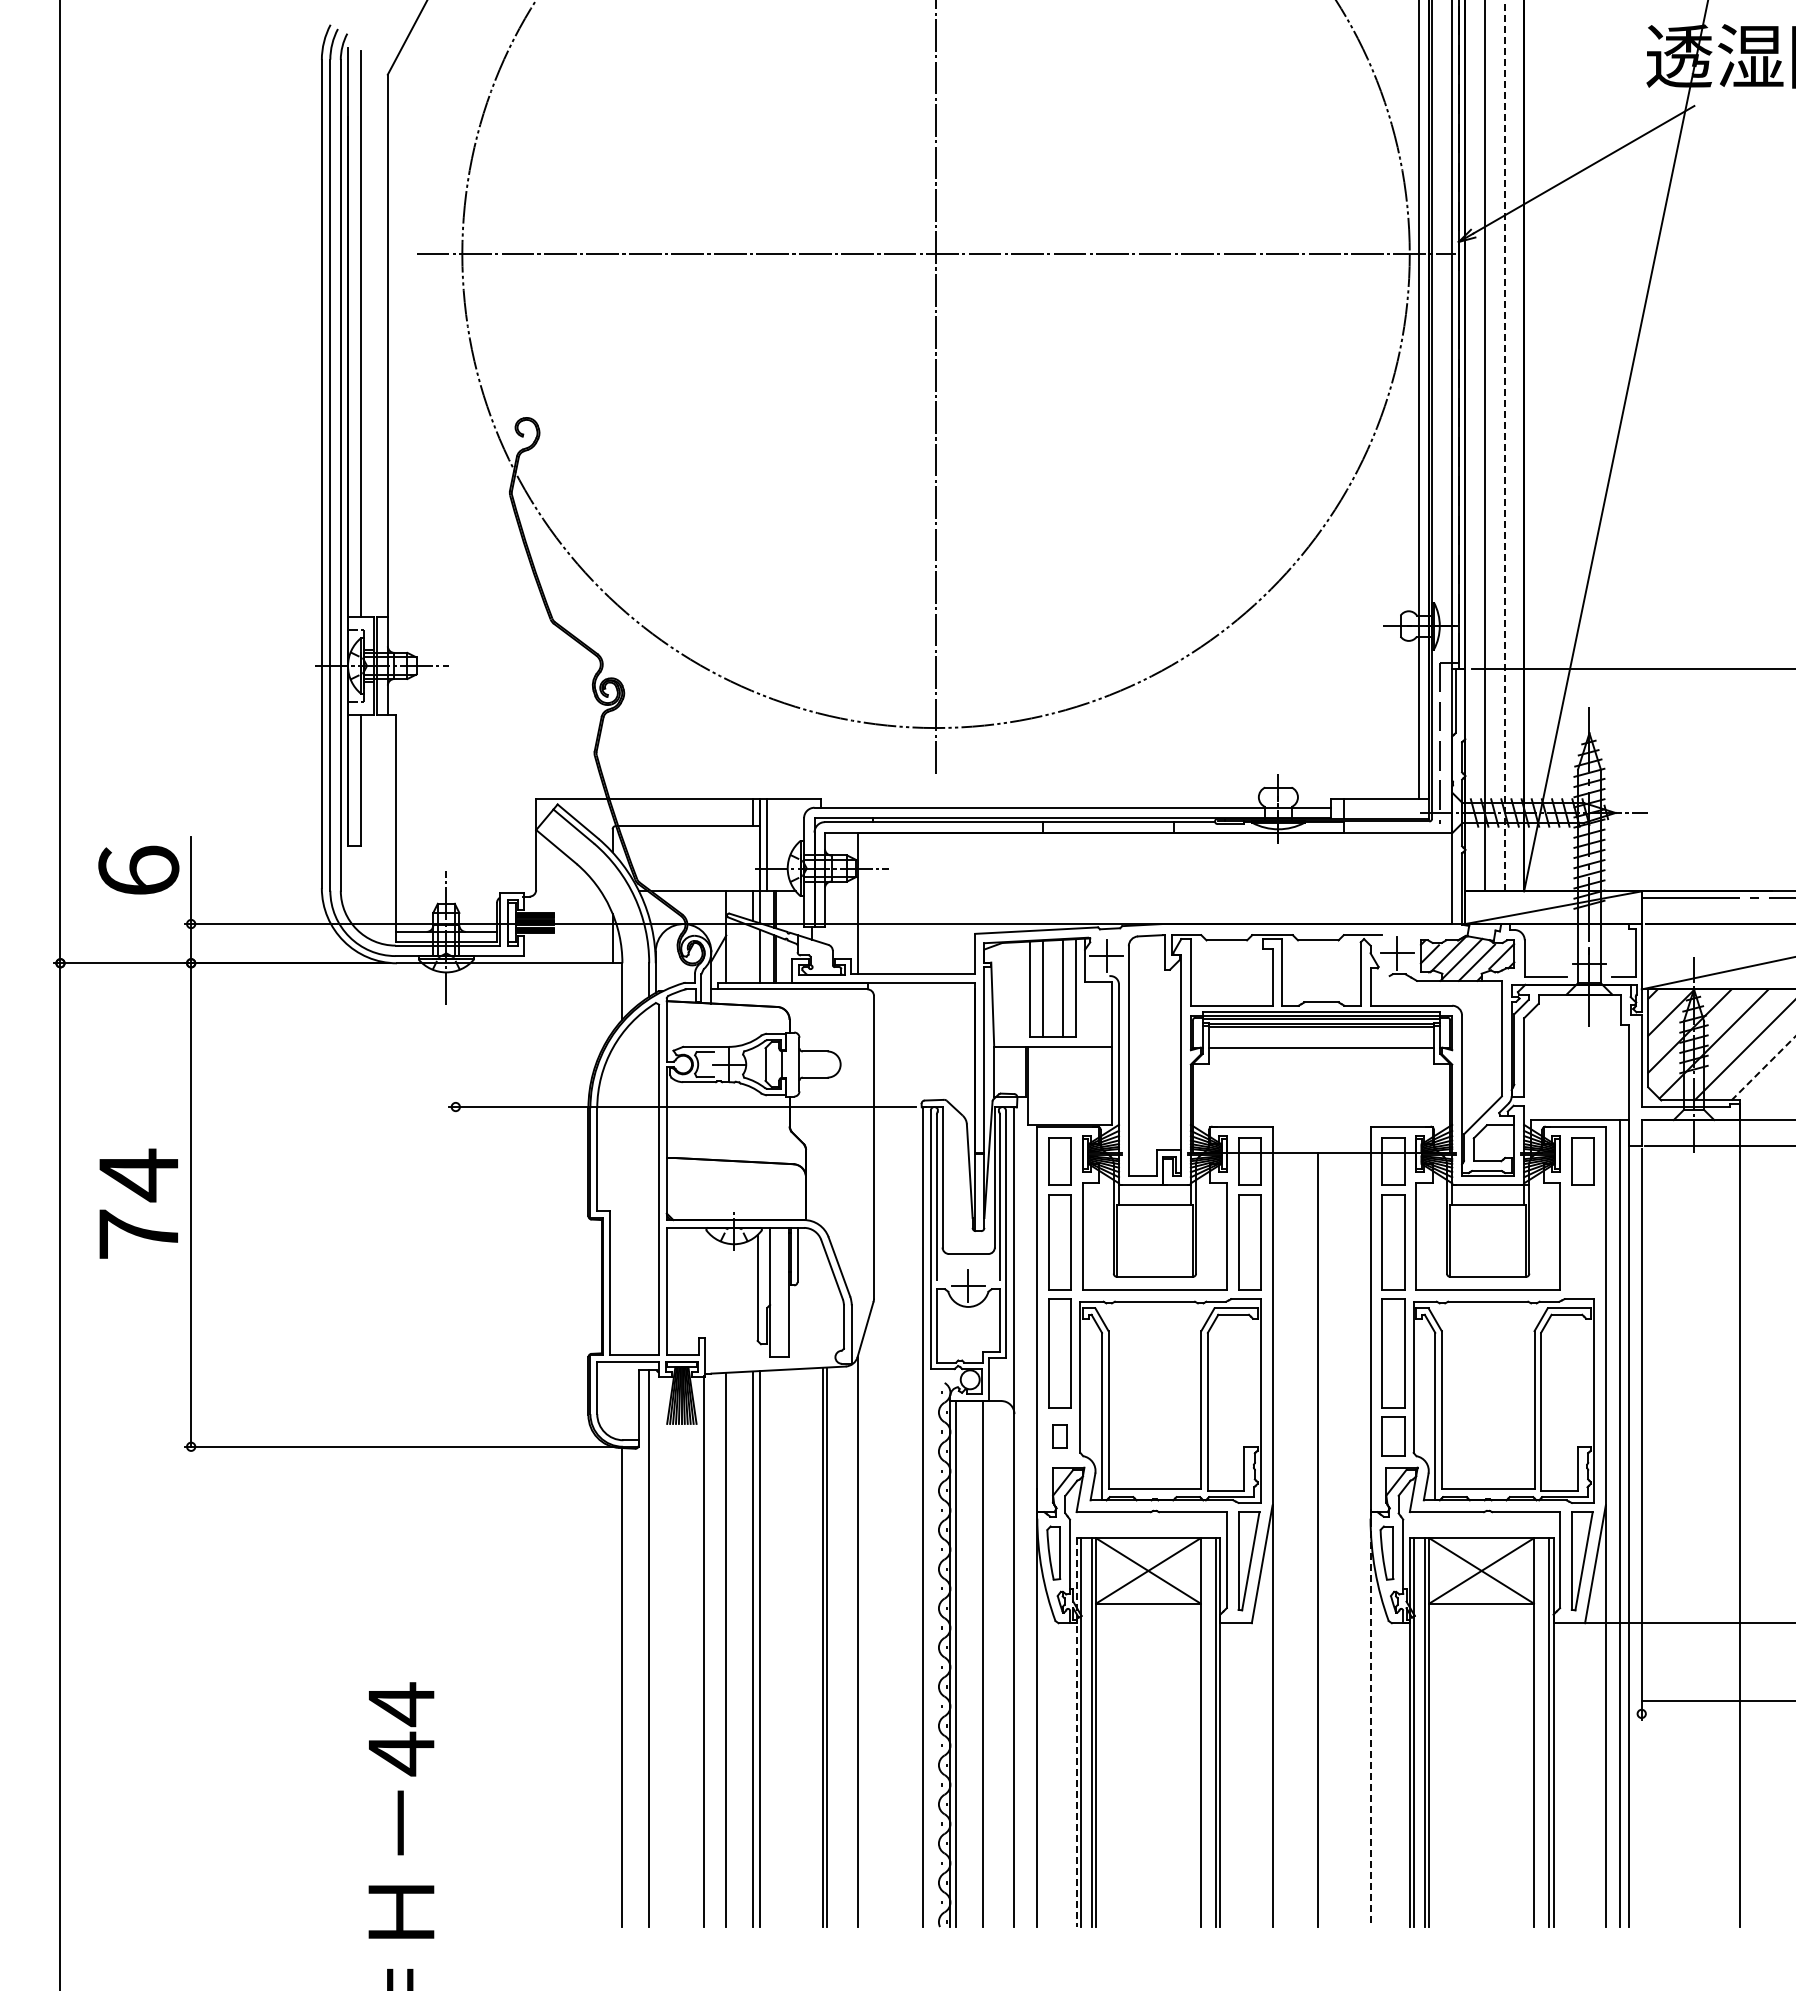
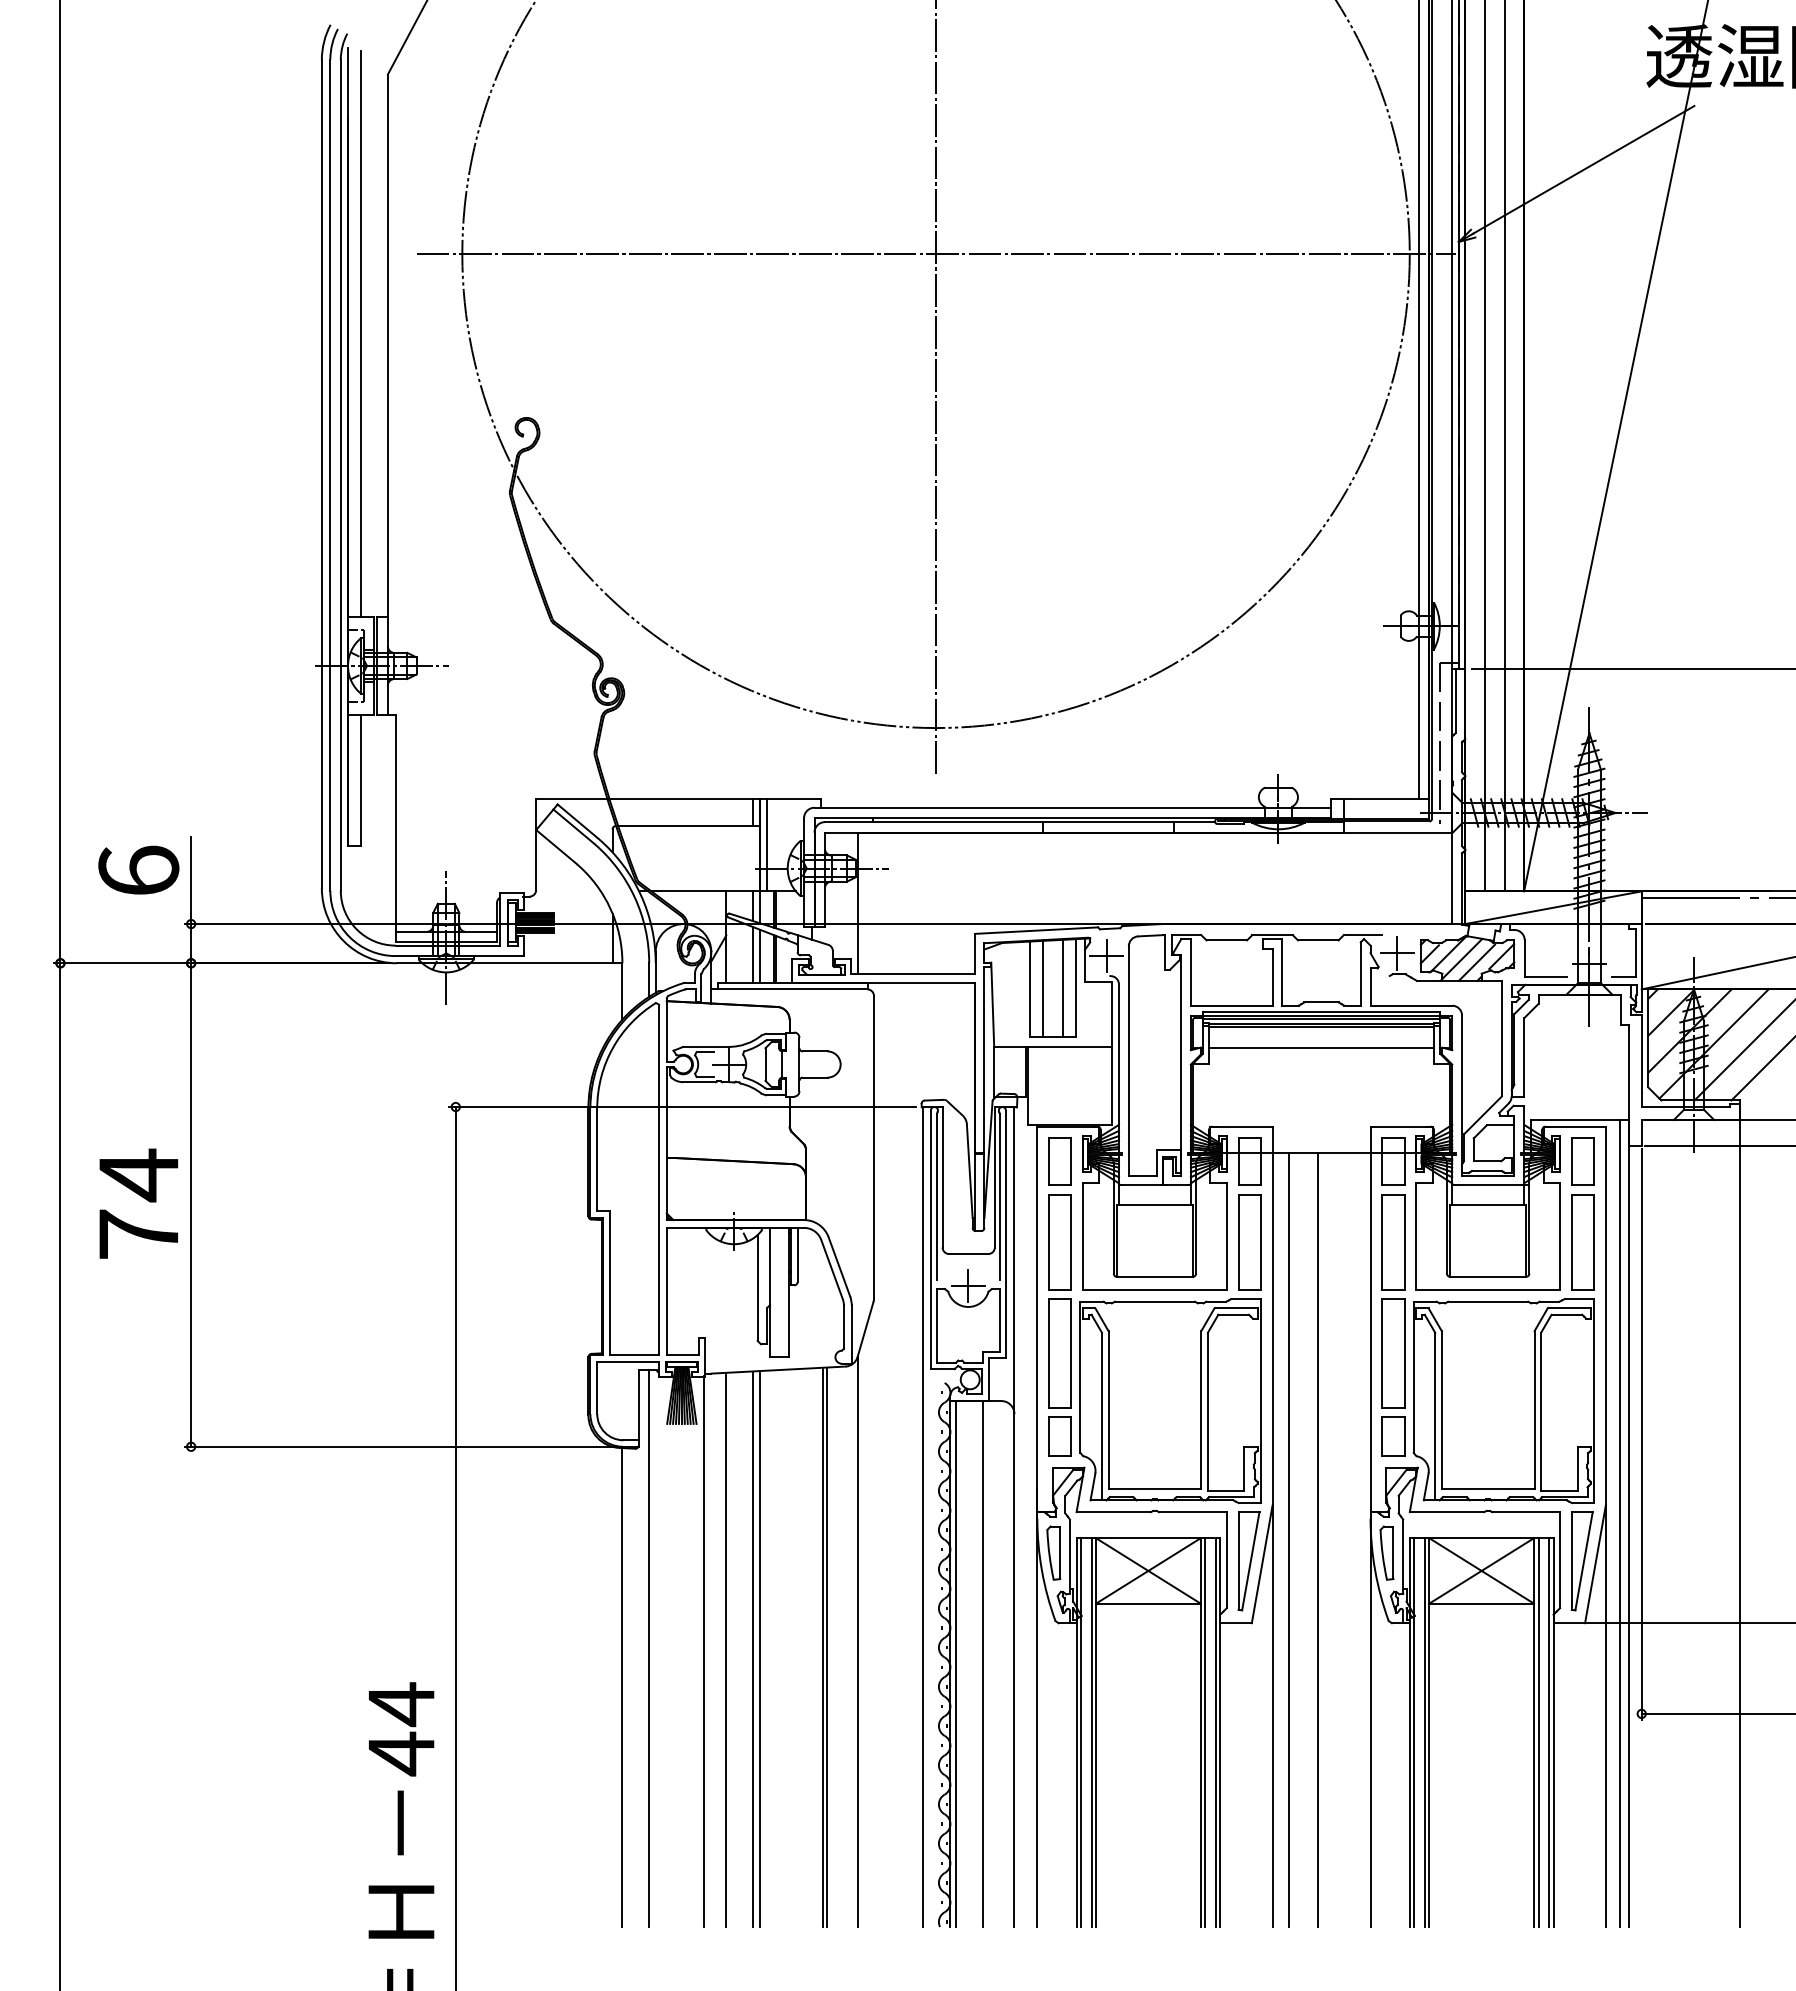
line: dashed -> solid (1504, 445)
line: none -> present (753, 954)
line: dashed -> solid (1763, 1068)
part: none -> present (1582, 1242)
part size: 16x25 px -> 24x41 px (1059, 1436)
line: none -> present (1288, 1539)
line: none -> present (455, 1547)
line position: (1716, 1700) -> (1716, 1713) (1716, 1713)
line: dashed -> solid (1370, 1718)
line: none -> present (1205, 1732)
line: none -> present (1538, 1732)
line: dashed -> solid (1076, 1733)
